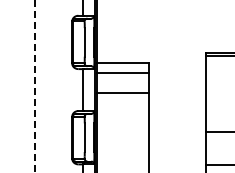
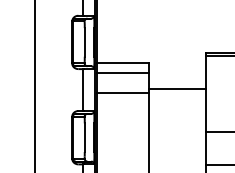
line: dashed -> solid (35, 86)
line: none -> present (176, 88)
